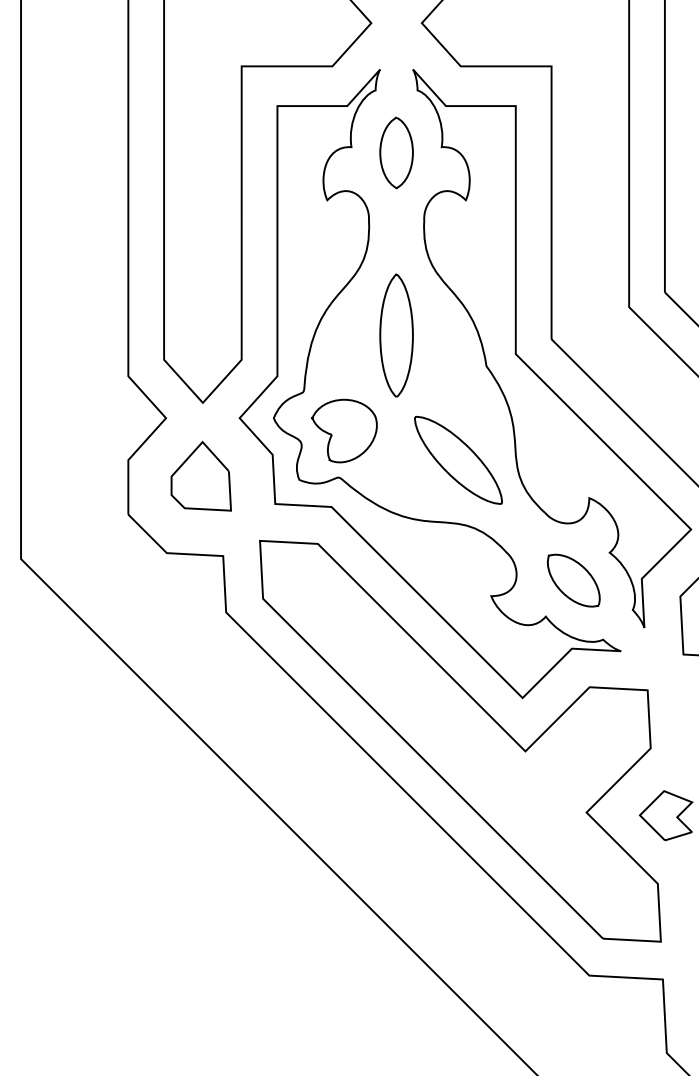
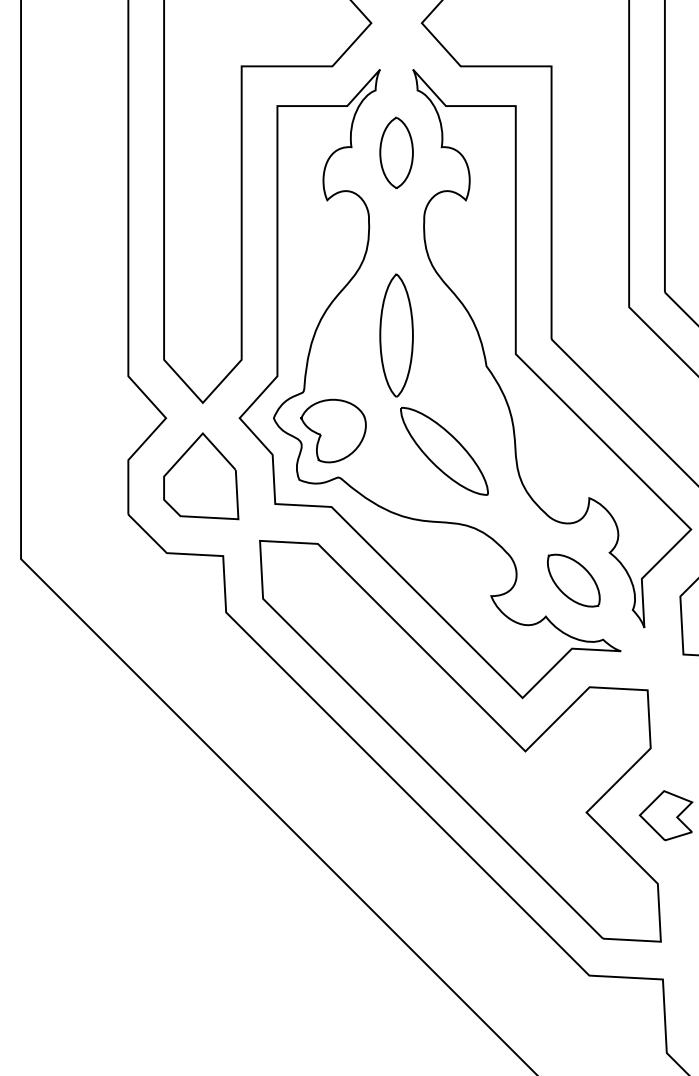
part position: (344, 430) -> (333, 430) (333, 430)
part position: (458, 460) -> (444, 451) (444, 451)
part size: 62x71 px -> 77x89 px (201, 476)
